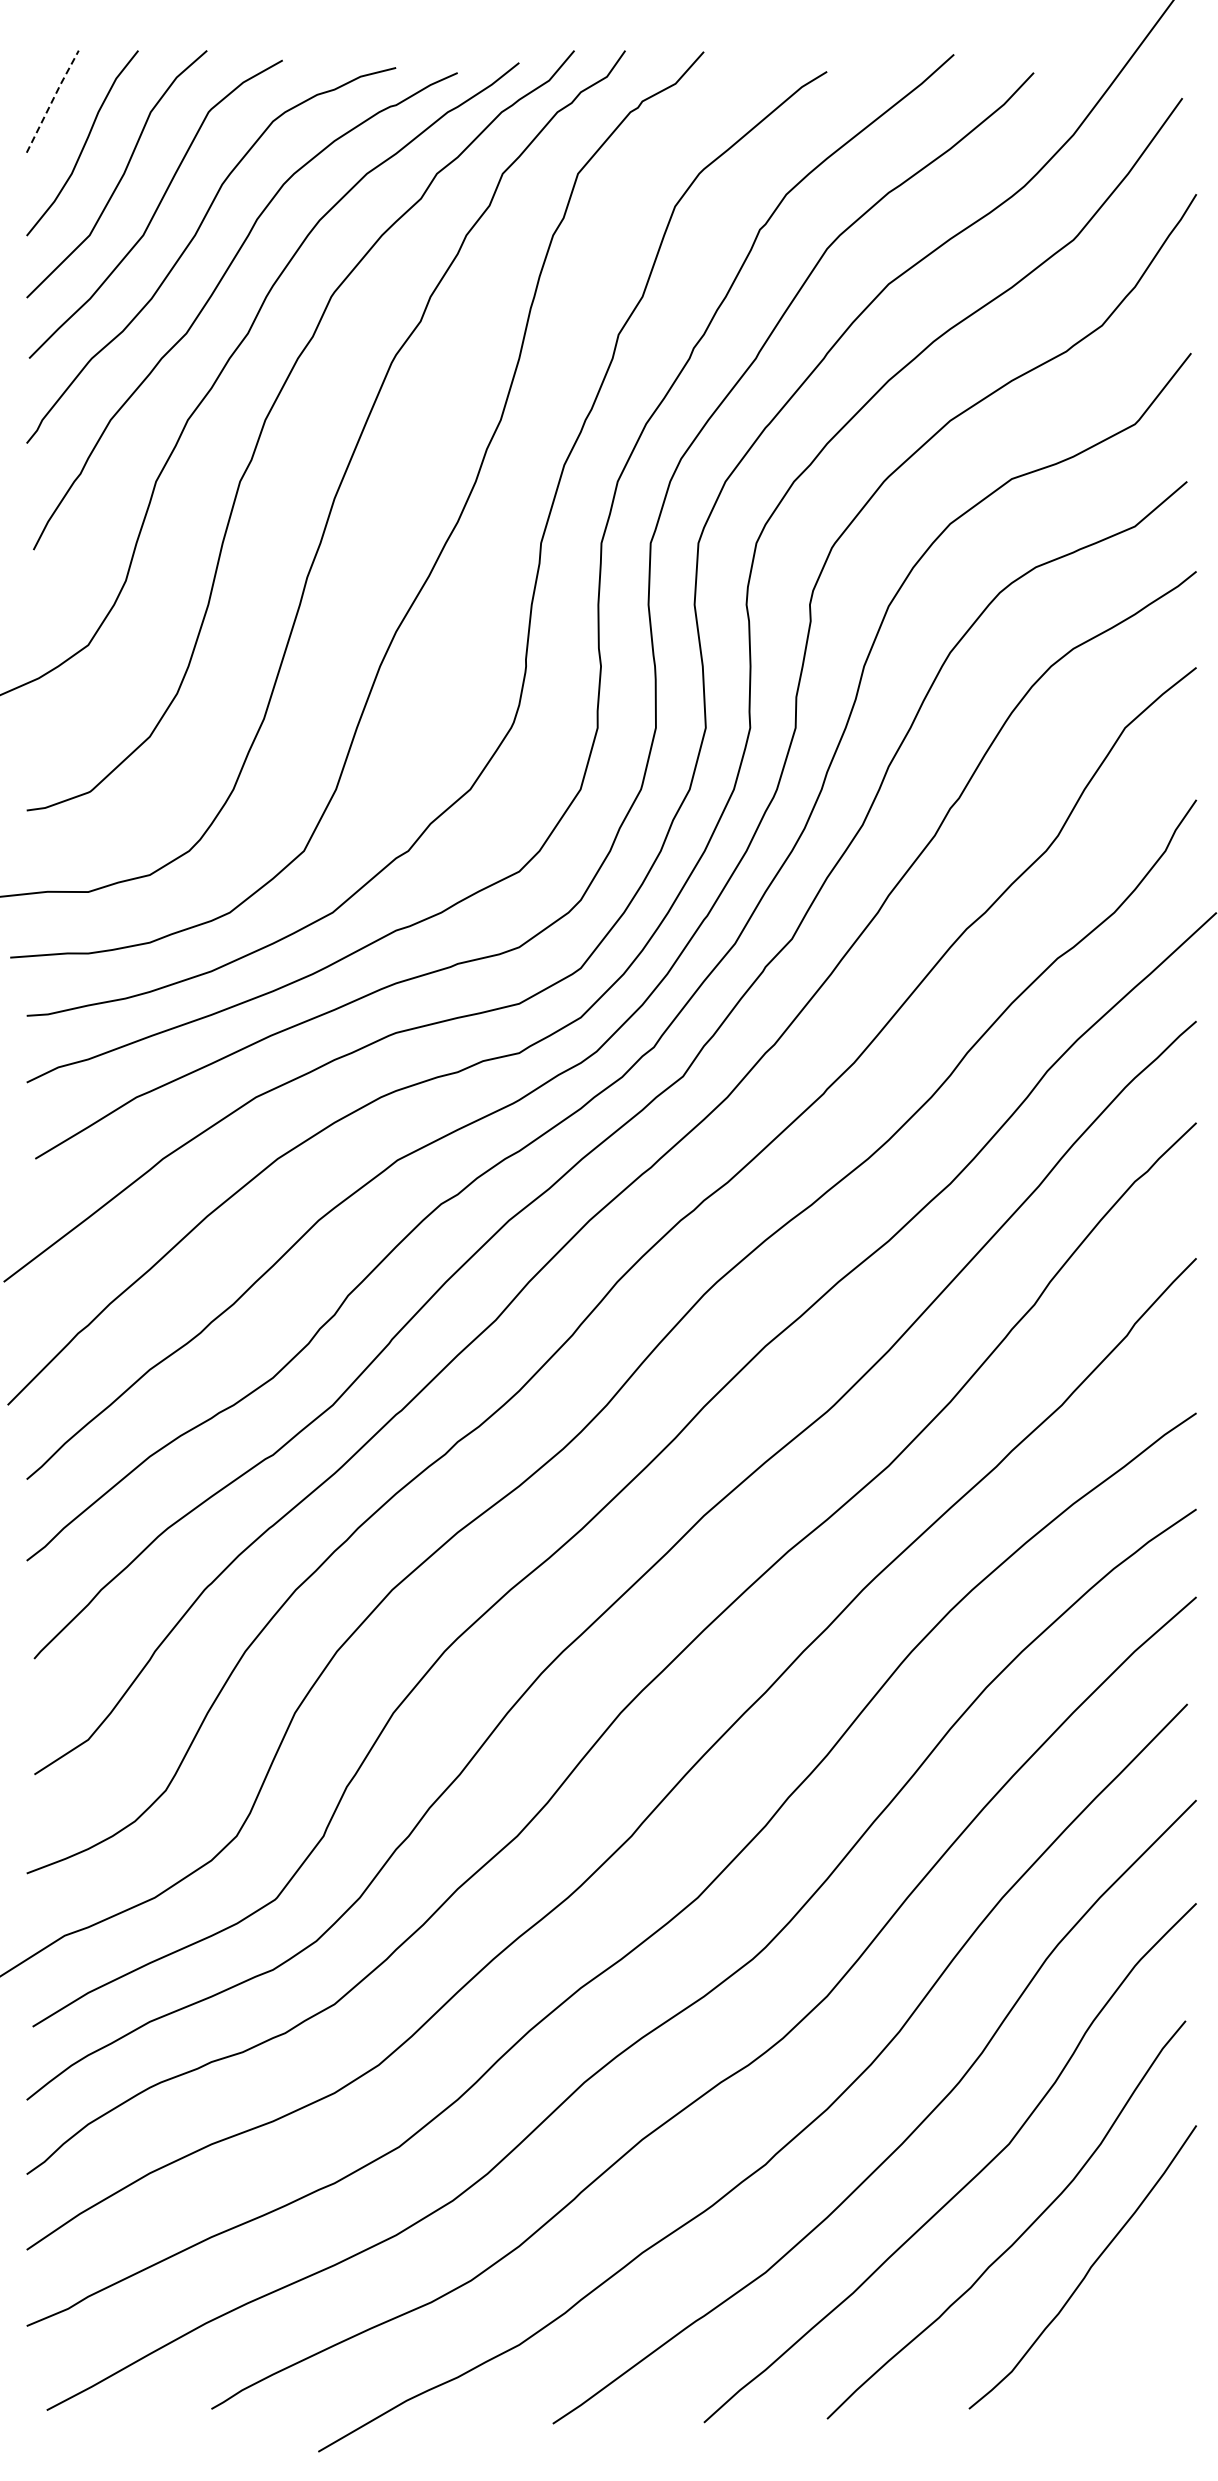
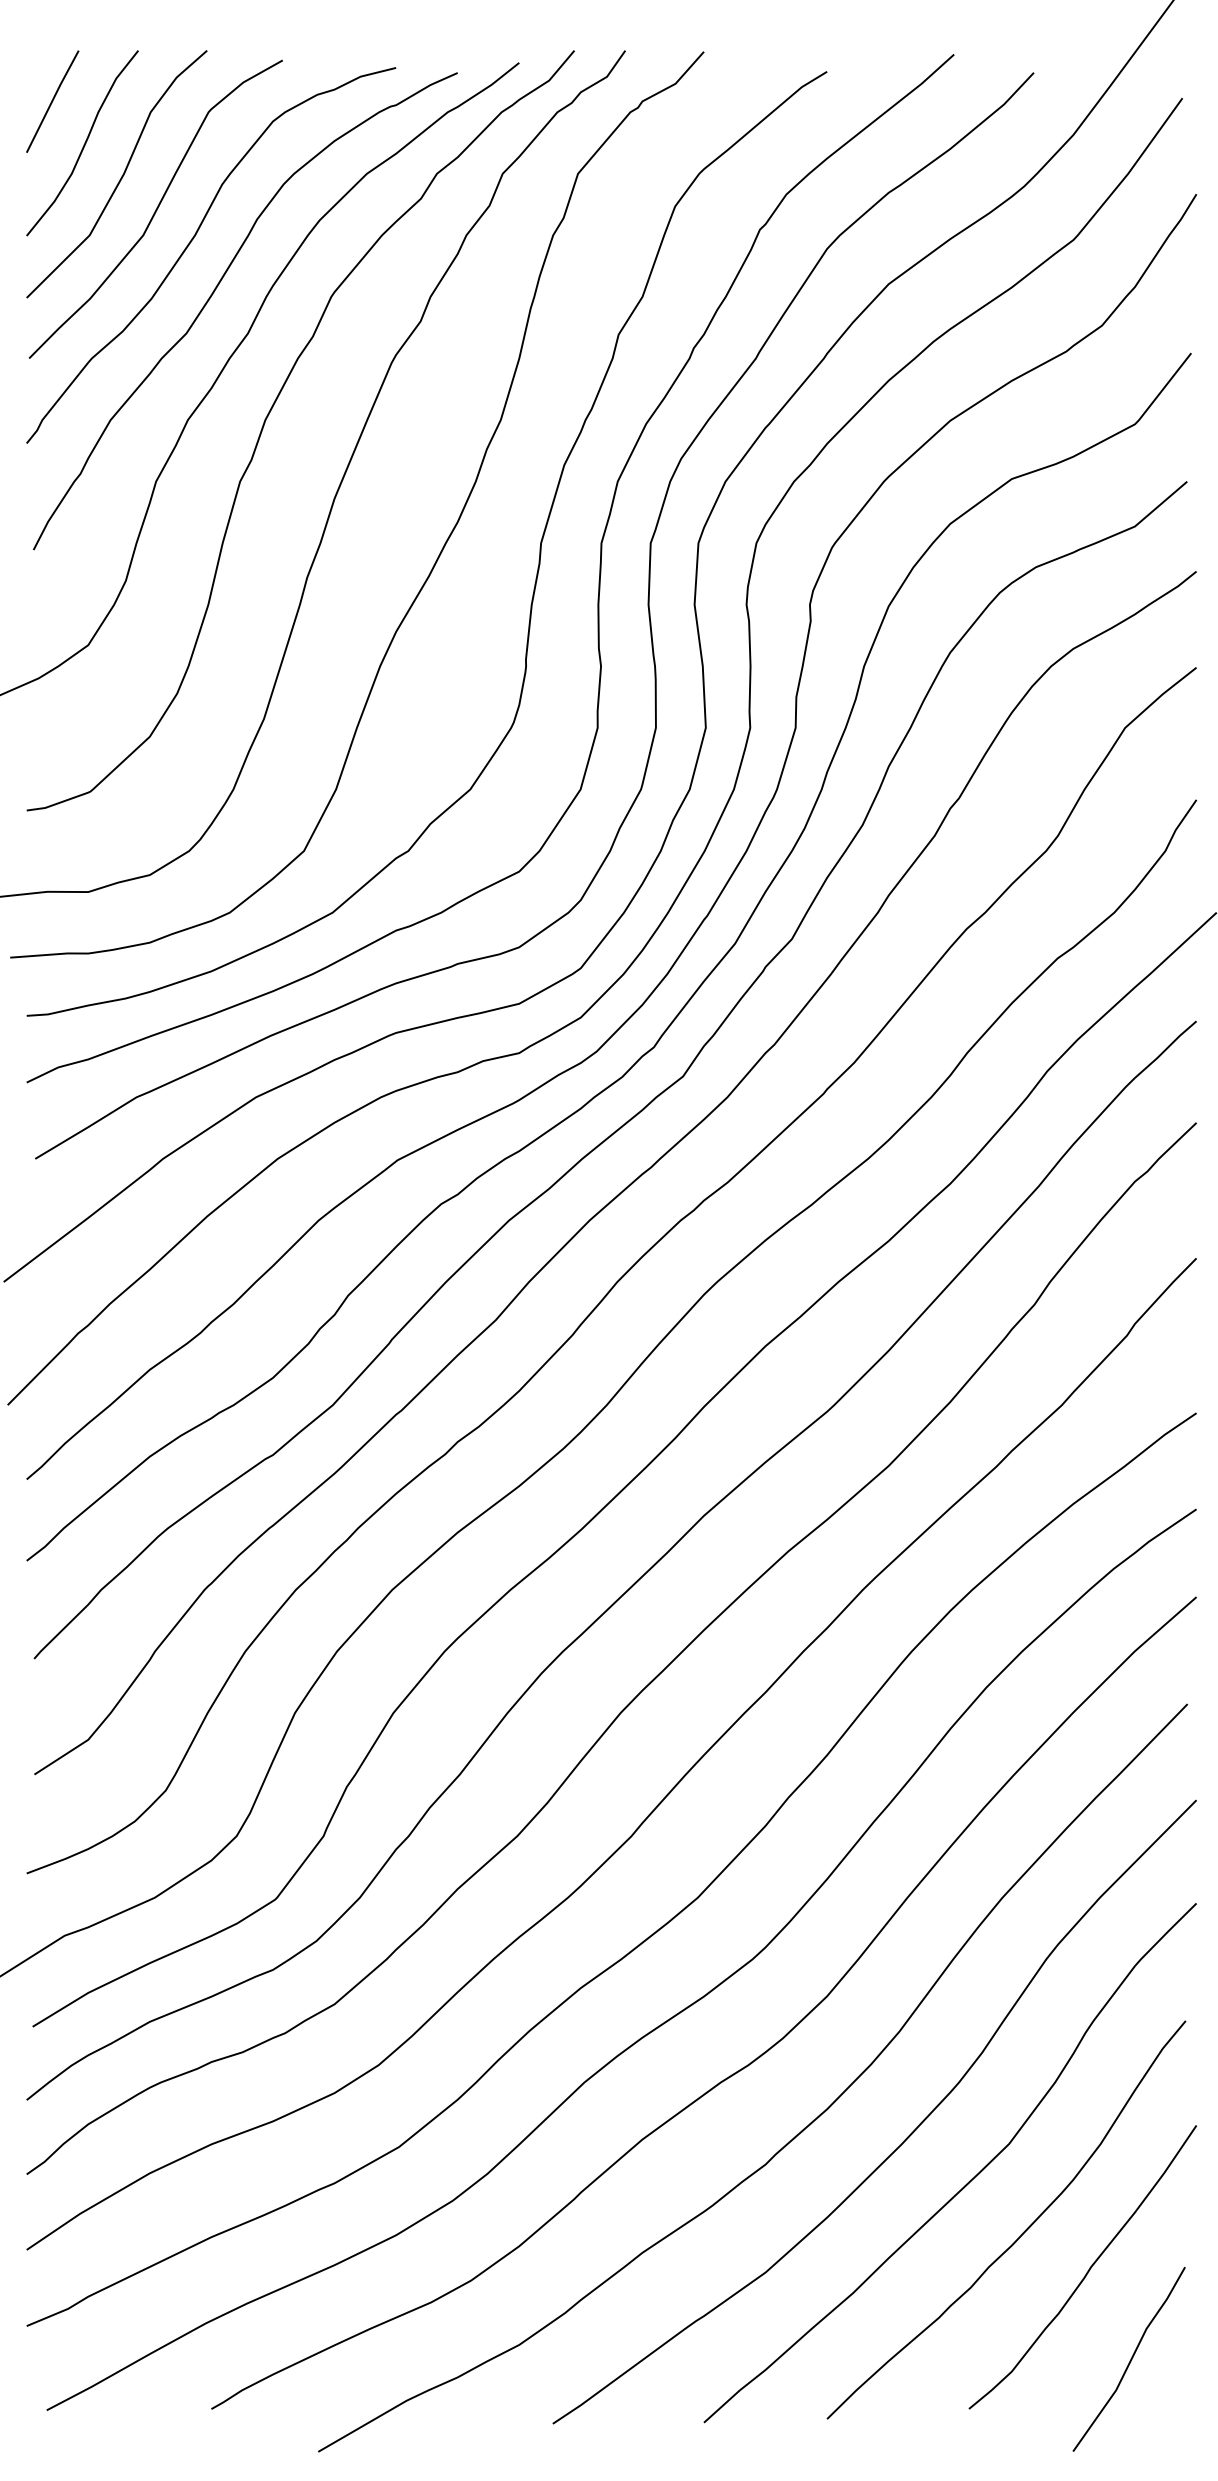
line: dashed -> solid (52, 100)
line: none -> present (1129, 2360)
